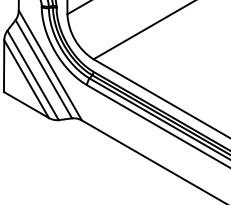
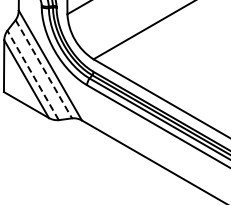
line: solid -> dashed (43, 69)
line: solid -> dashed (33, 75)
